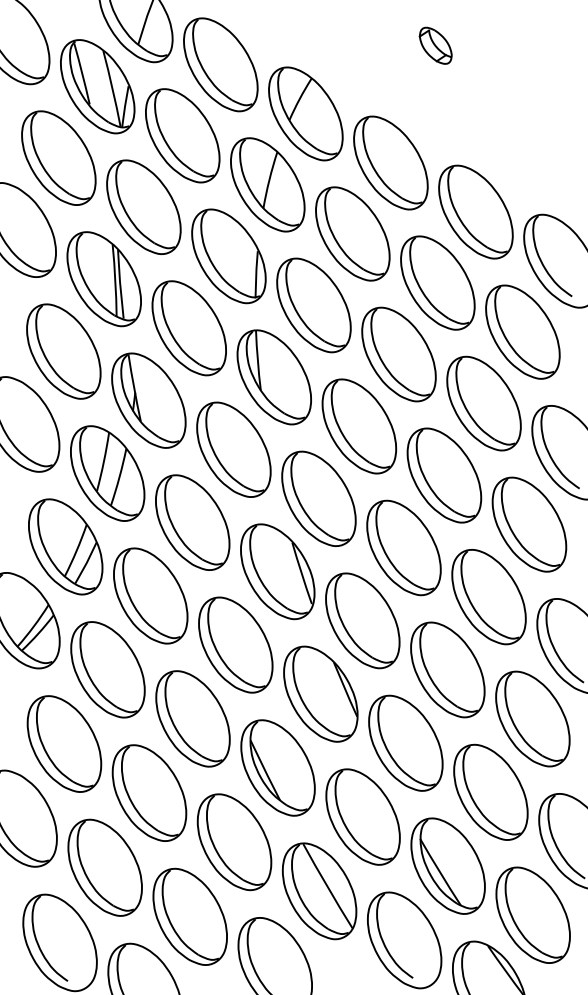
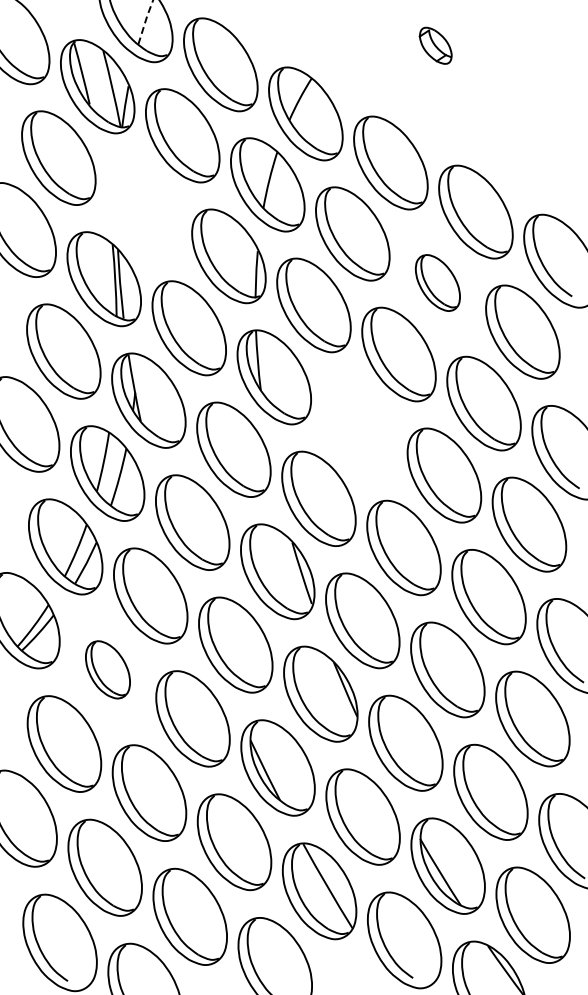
line: solid -> dashed (145, 21)
part: present -> none (143, 206)
part size: 76x96 px -> 47x58 px (437, 282)
part: present -> none (359, 426)
part size: 76x98 px -> 46x60 px (107, 669)
